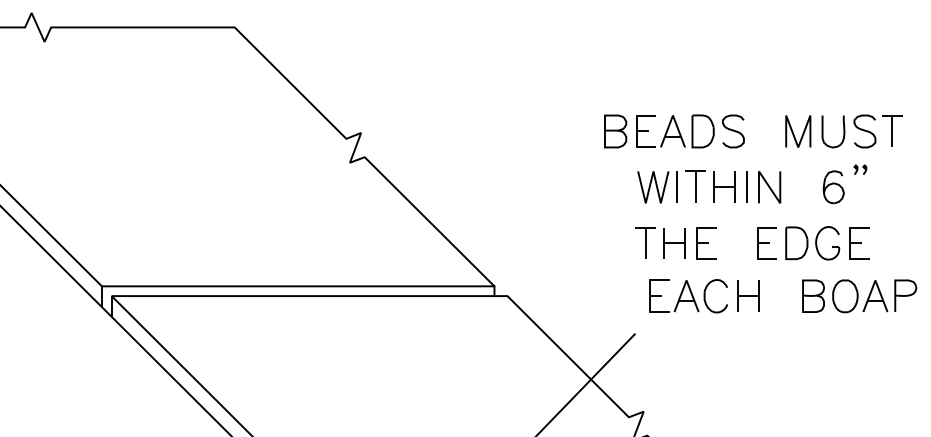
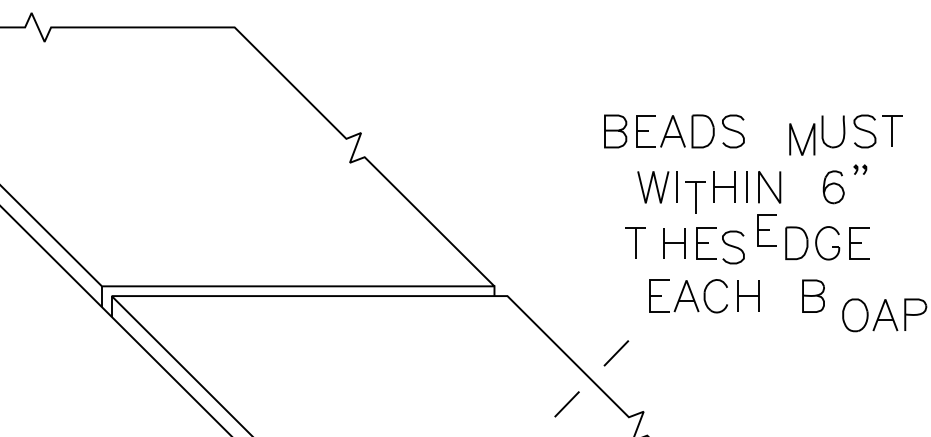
line position: (802, 133) -> (806, 141) (806, 141)
part position: (695, 186) -> (695, 197) (695, 197)
part position: (645, 242) -> (635, 242) (635, 242)
part position: (766, 243) -> (766, 230) (766, 230)
curve: none -> present (733, 247)
part position: (874, 296) -> (884, 315) (884, 315)
line: solid -> dashed (586, 384)
